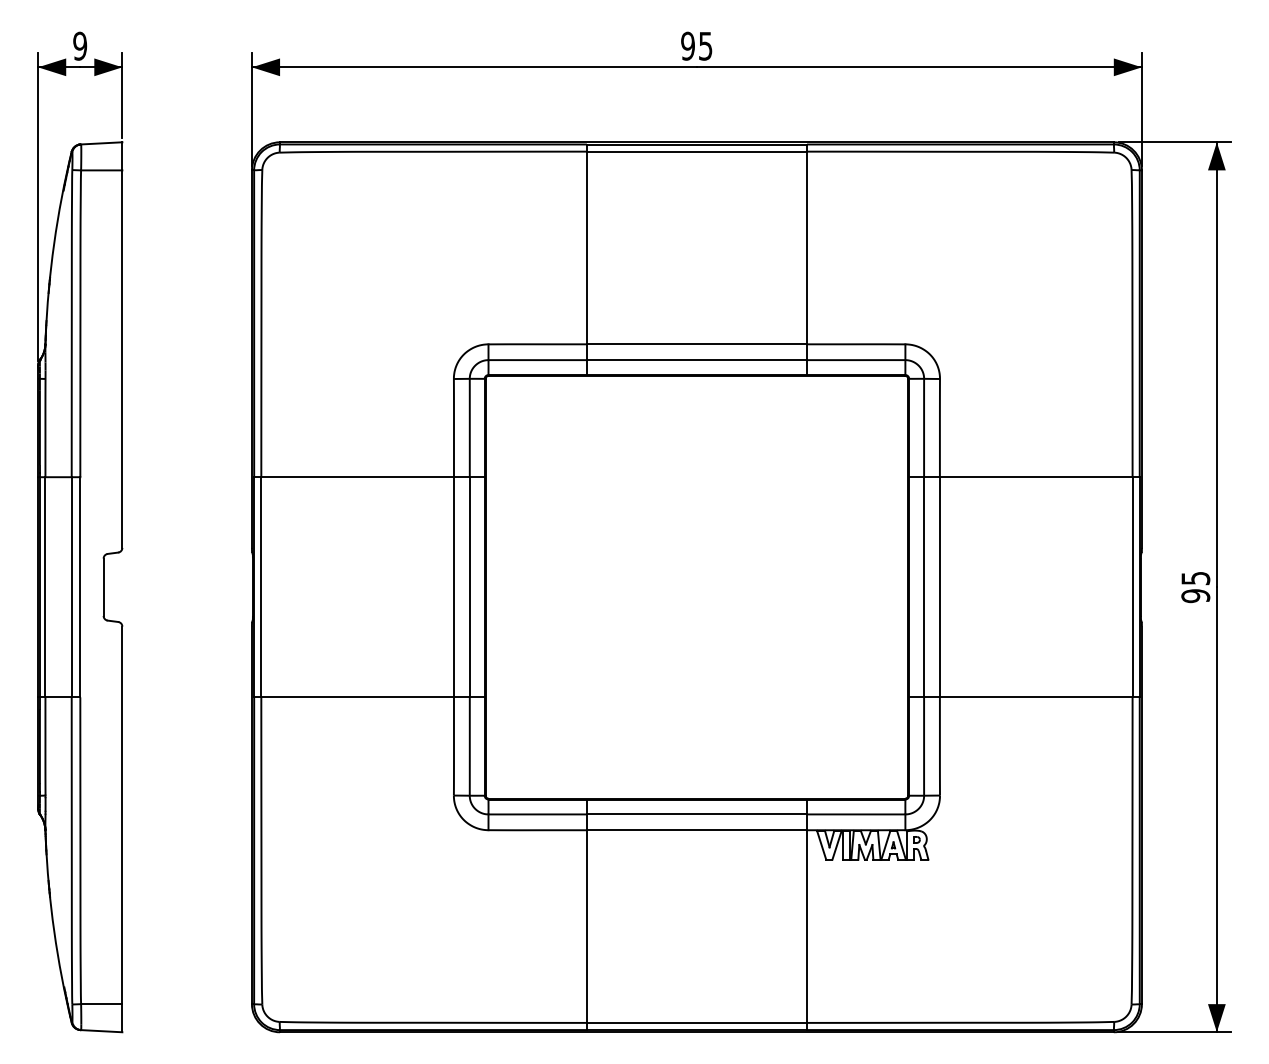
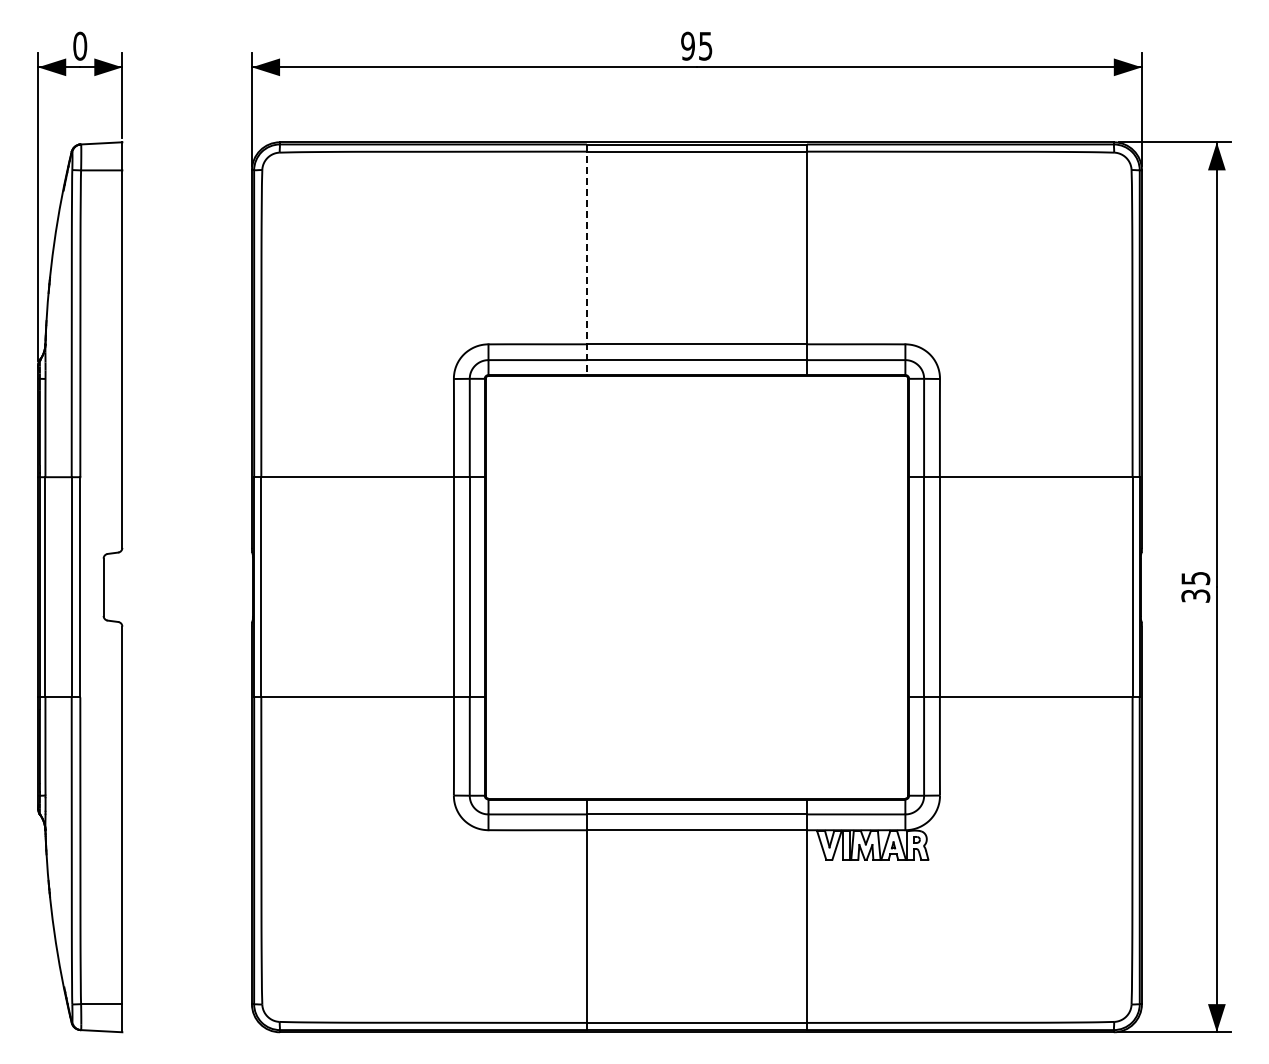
text: 9 -> 0 (80, 46)
line: solid -> dashed (586, 260)
text: 95 -> 35 (1195, 596)
